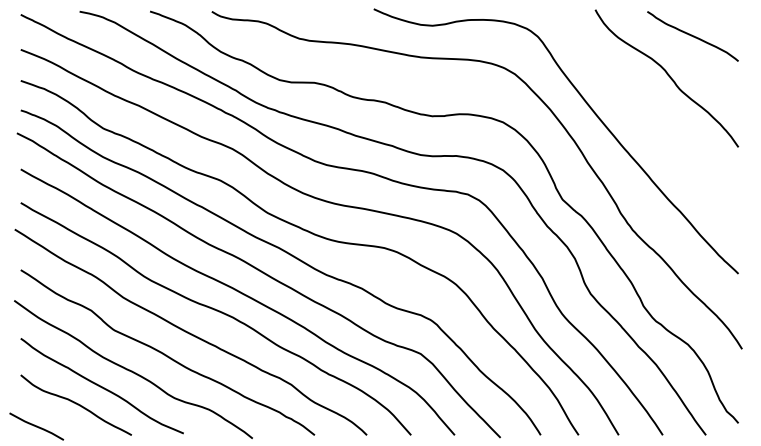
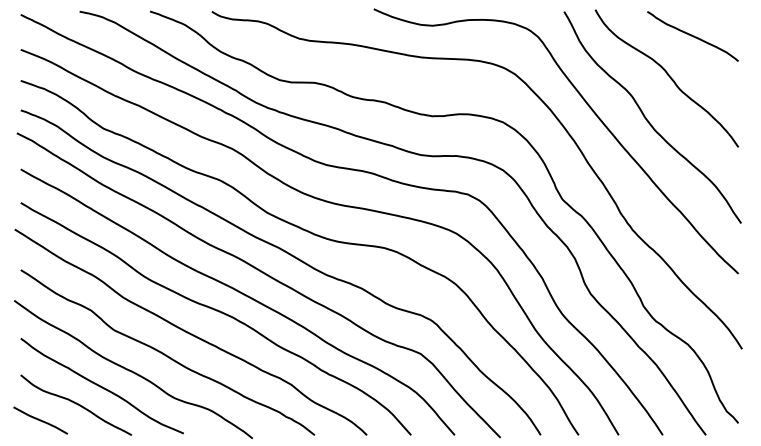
curve: none -> present (648, 120)
line position: (36, 426) -> (40, 420) (40, 420)
